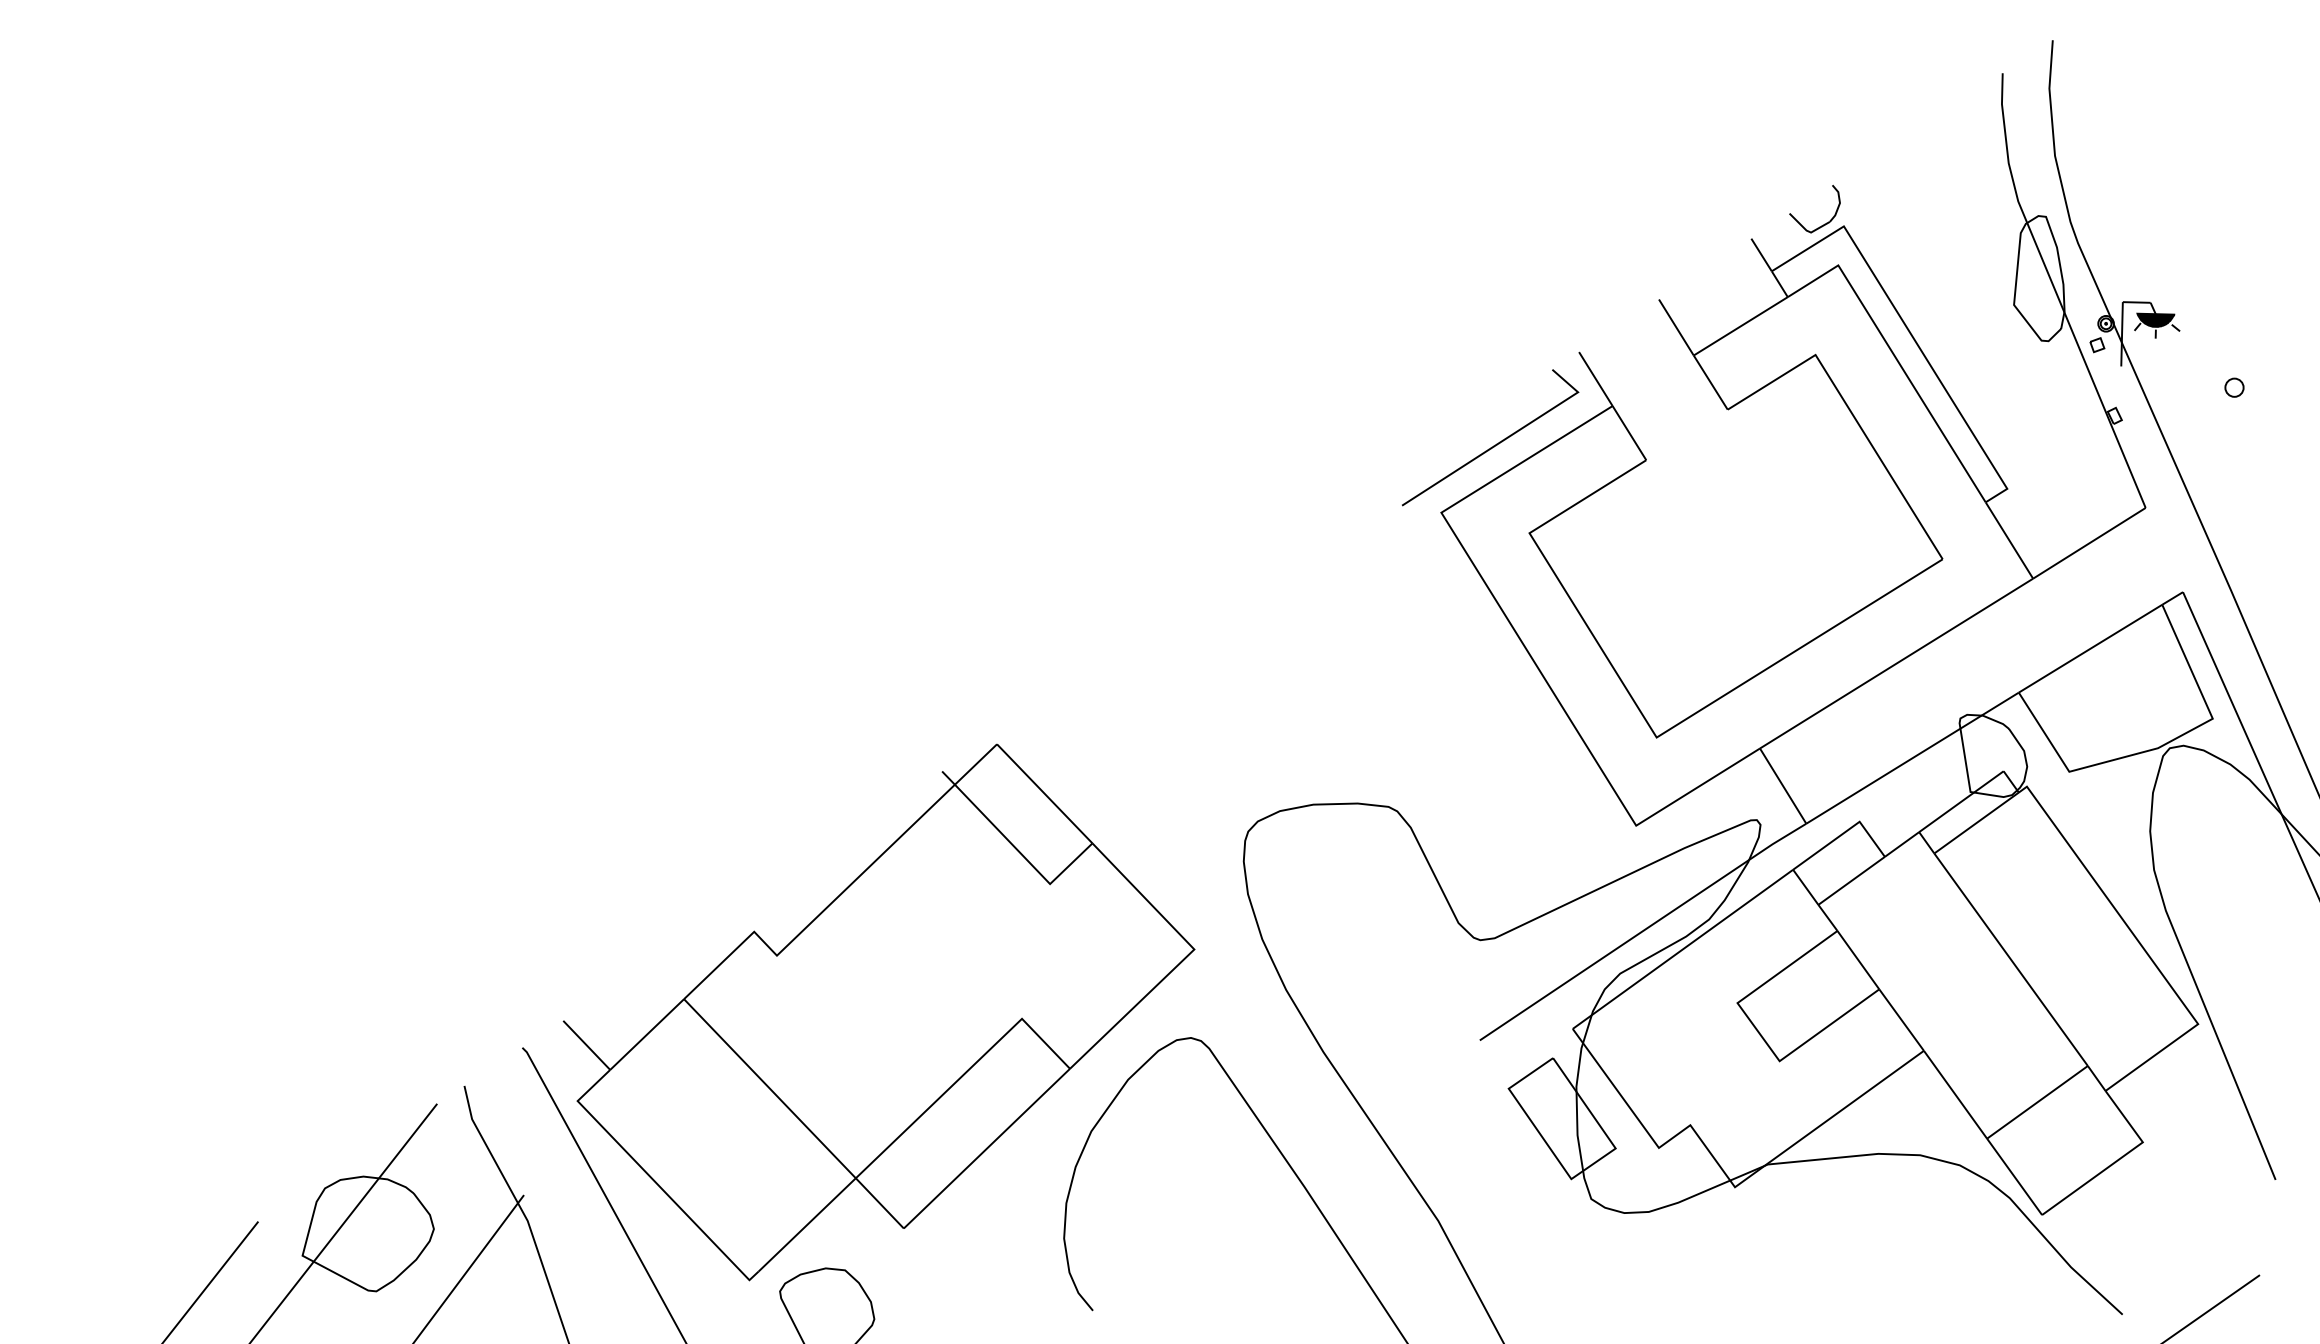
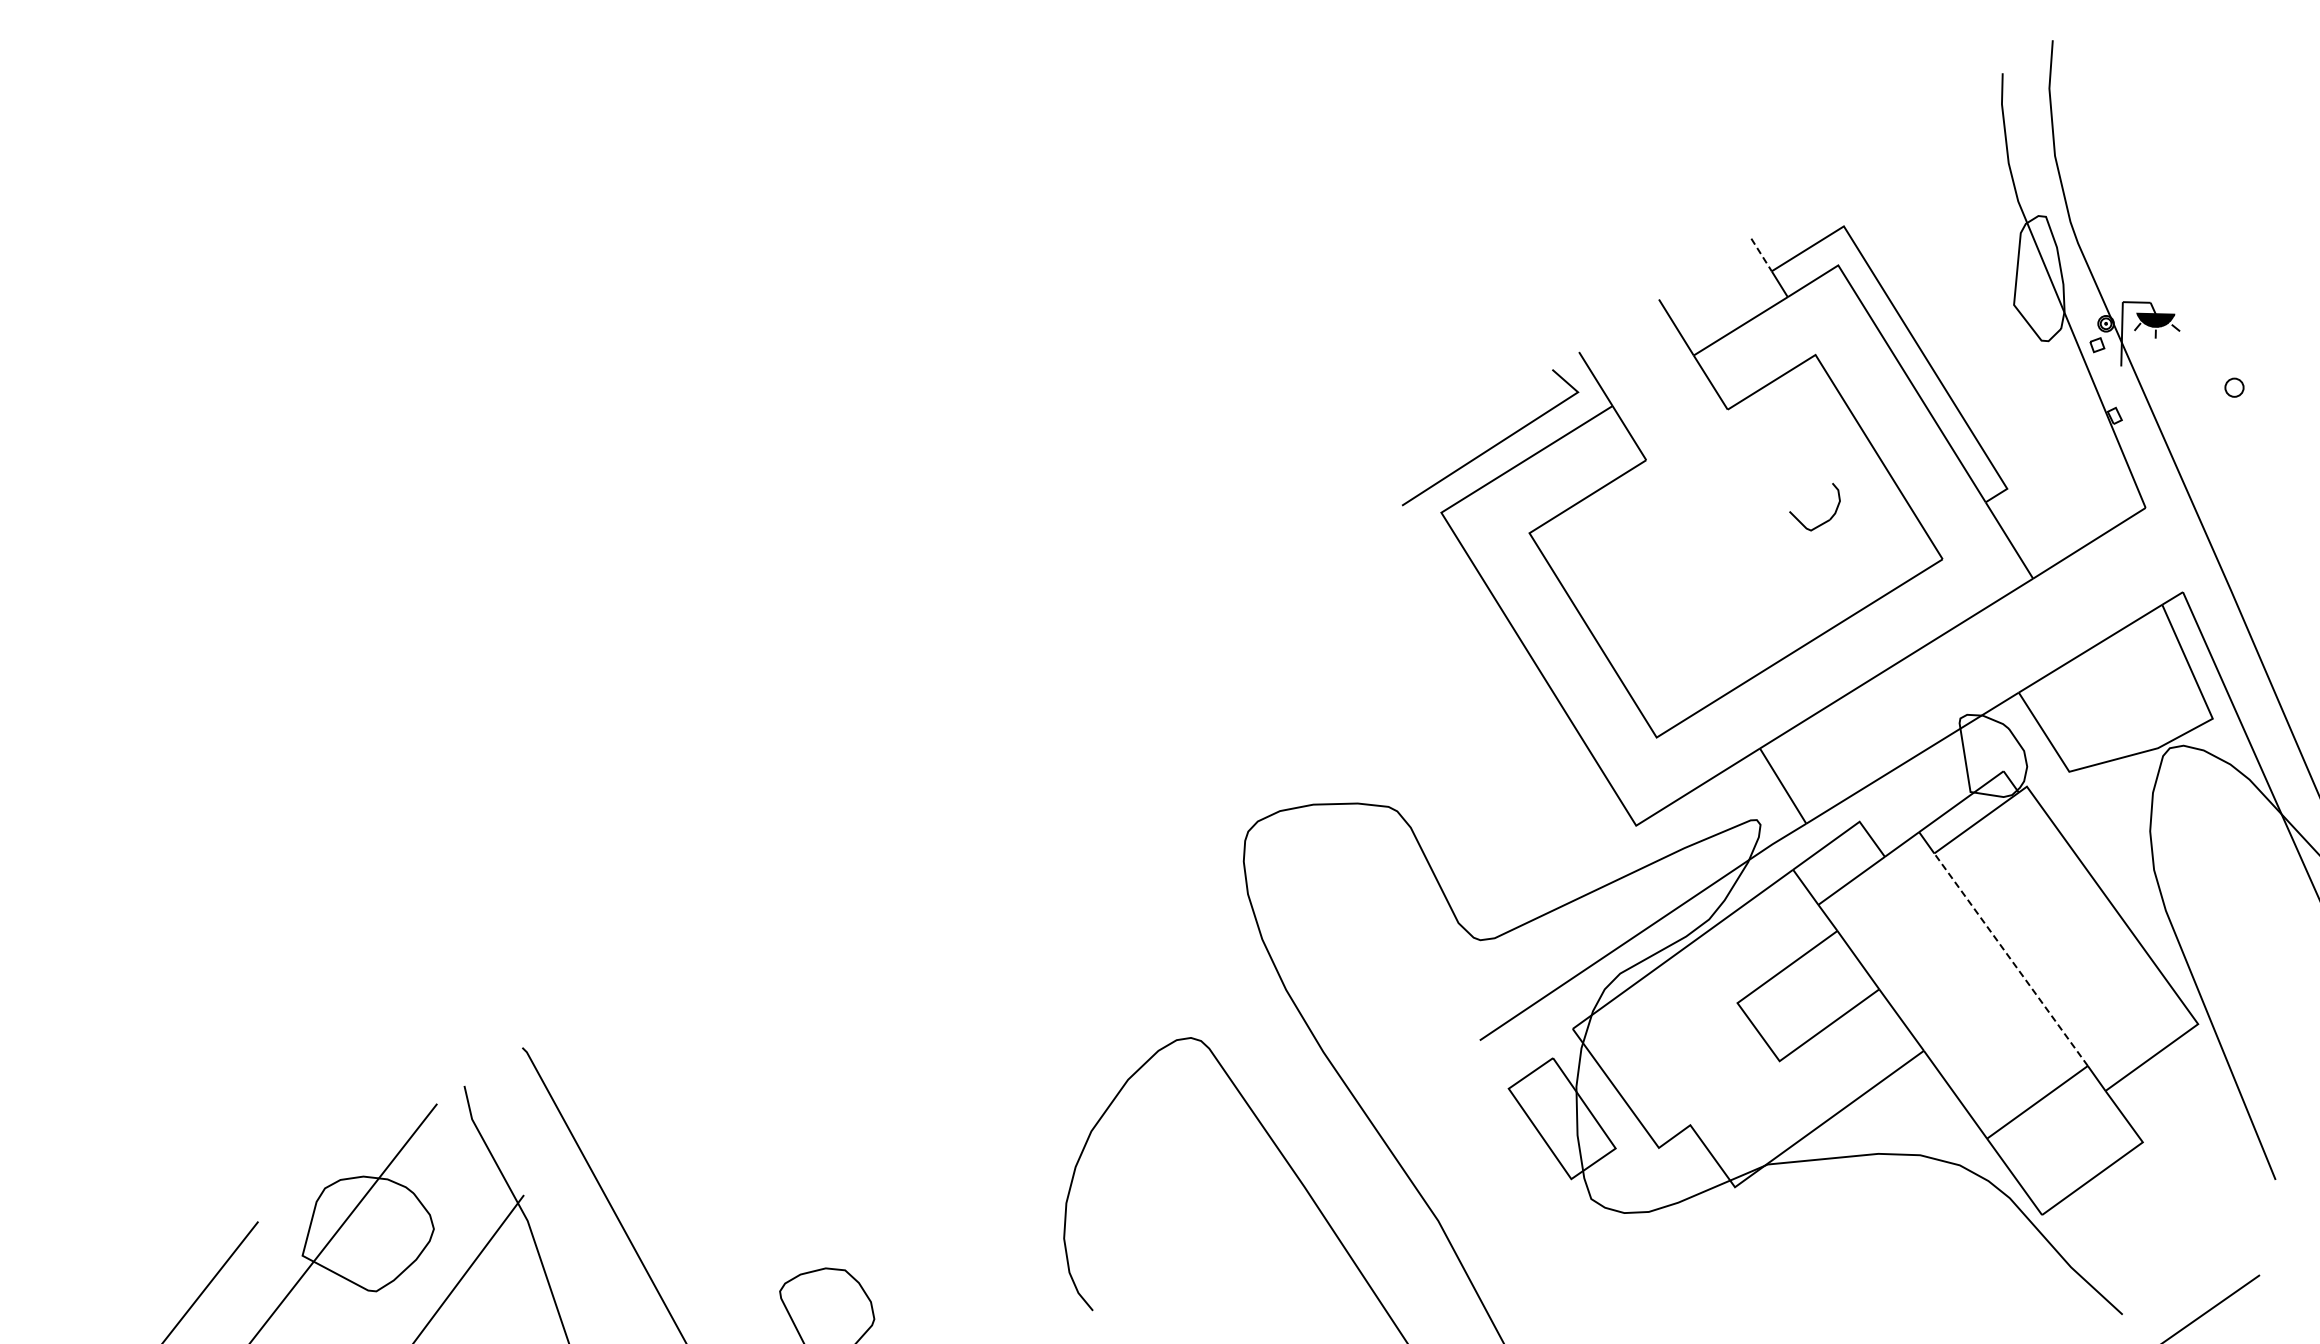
part position: (1824, 223) -> (1824, 521) (1824, 521)
line: solid -> dashed (1761, 255)
line: solid -> dashed (2010, 959)
part: present -> none (878, 1012)
